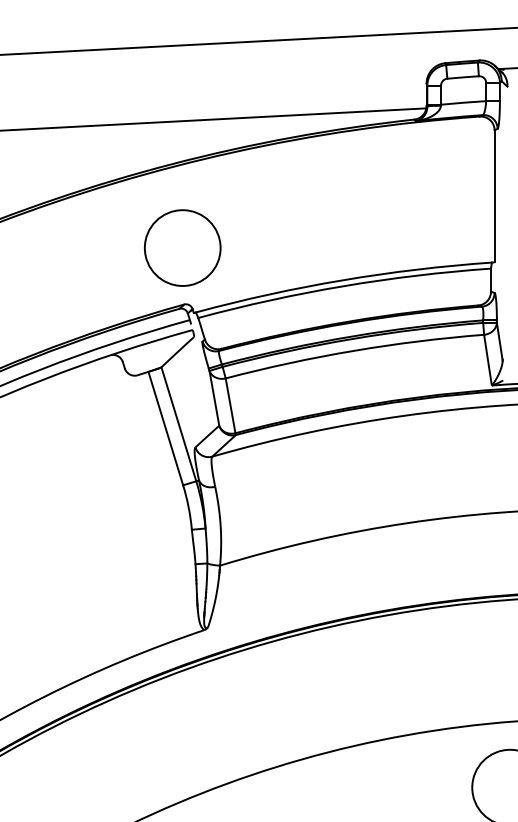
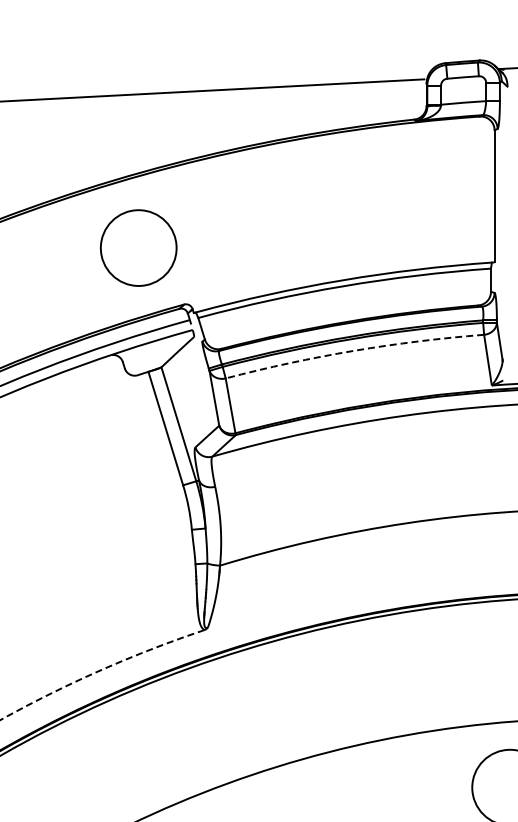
line: present -> none (258, 41)
line position: (214, 119) -> (213, 90) (213, 90)
circle position: (182, 247) -> (138, 247) (138, 247)
arc: solid -> dashed (353, 350)
arc: solid -> dashed (100, 670)
